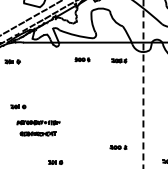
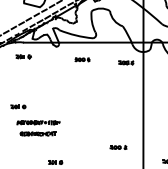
part position: (119, 60) -> (126, 62) (126, 62)
part position: (12, 61) -> (23, 56) (23, 56)
line: dashed -> solid (143, 84)
